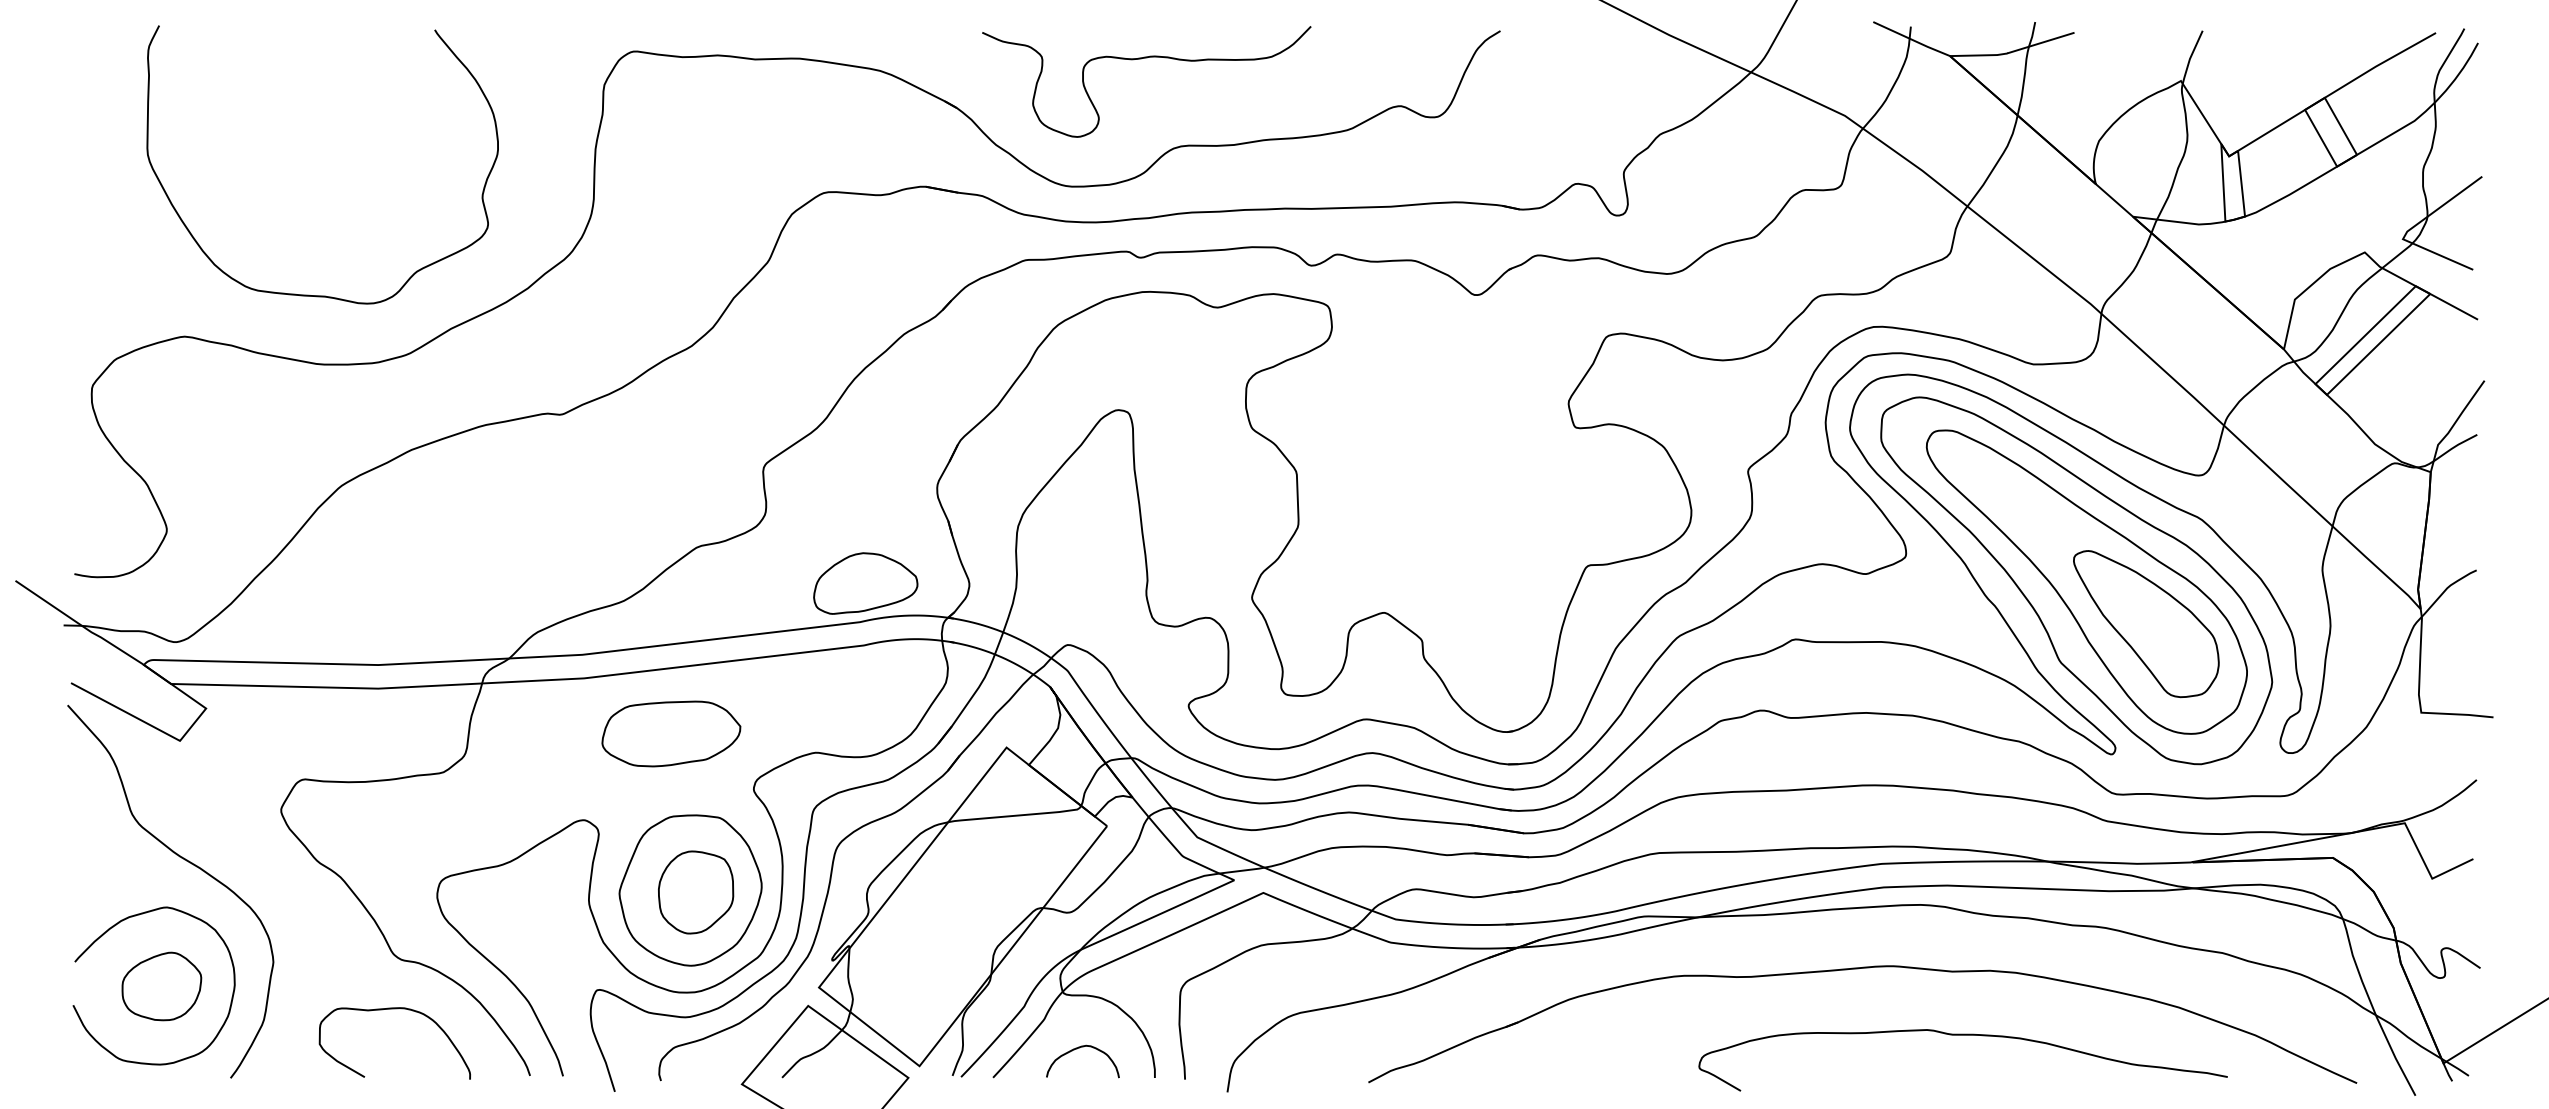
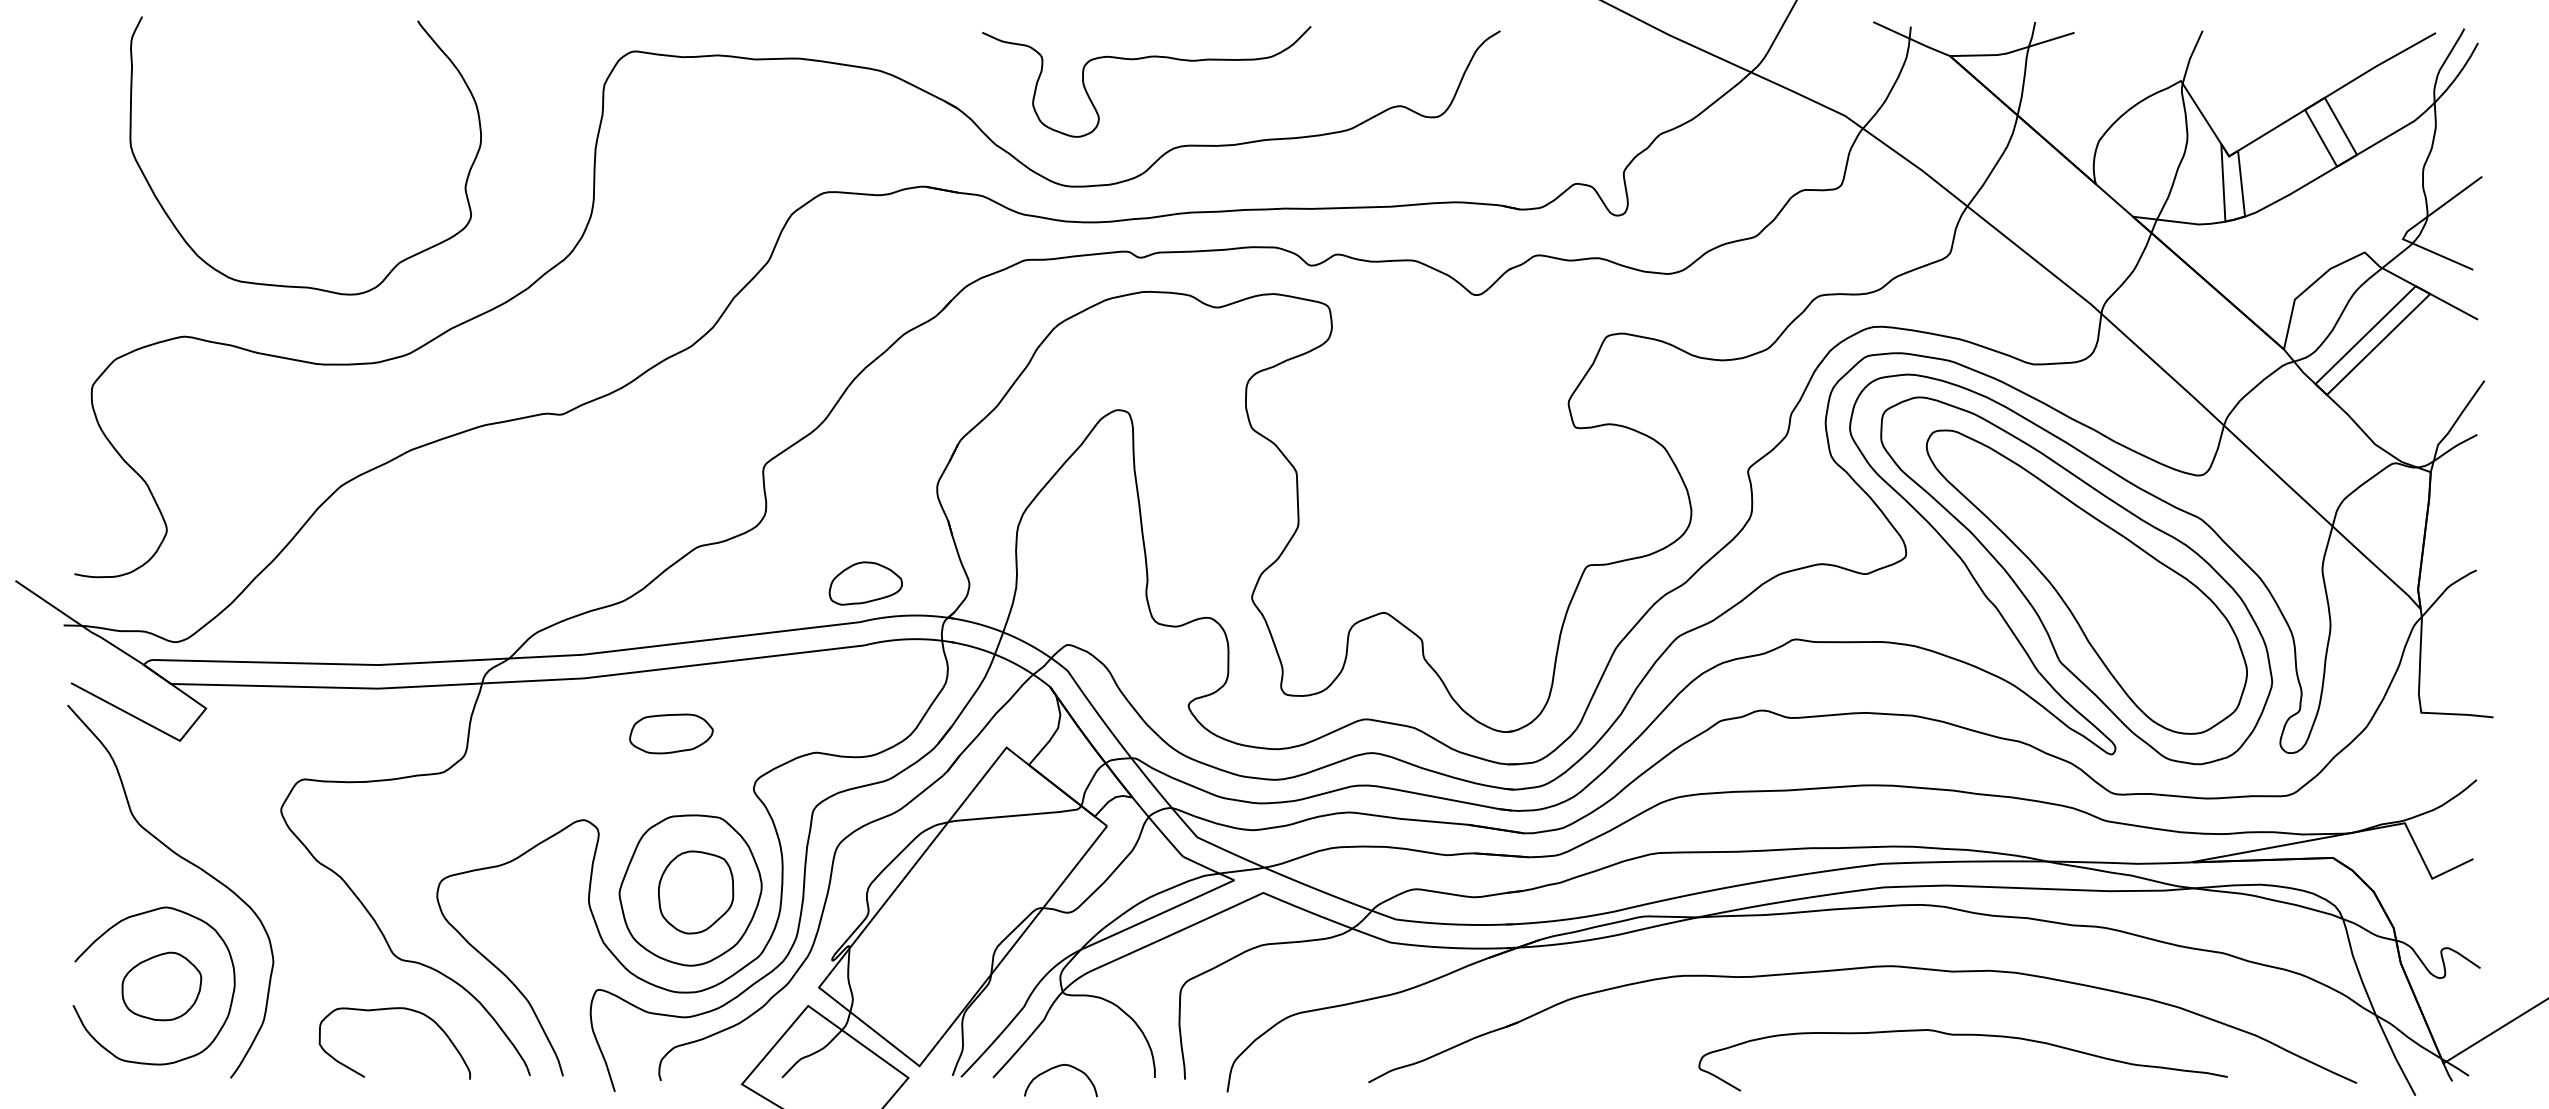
curve position: (309, 294) -> (292, 285) (292, 285)
part size: 106x63 px -> 75x45 px (865, 583)
part: present -> none (2146, 624)
part size: 141x68 px -> 85x42 px (671, 733)
curve position: (1077, 1049) -> (1055, 1068) (1055, 1068)
